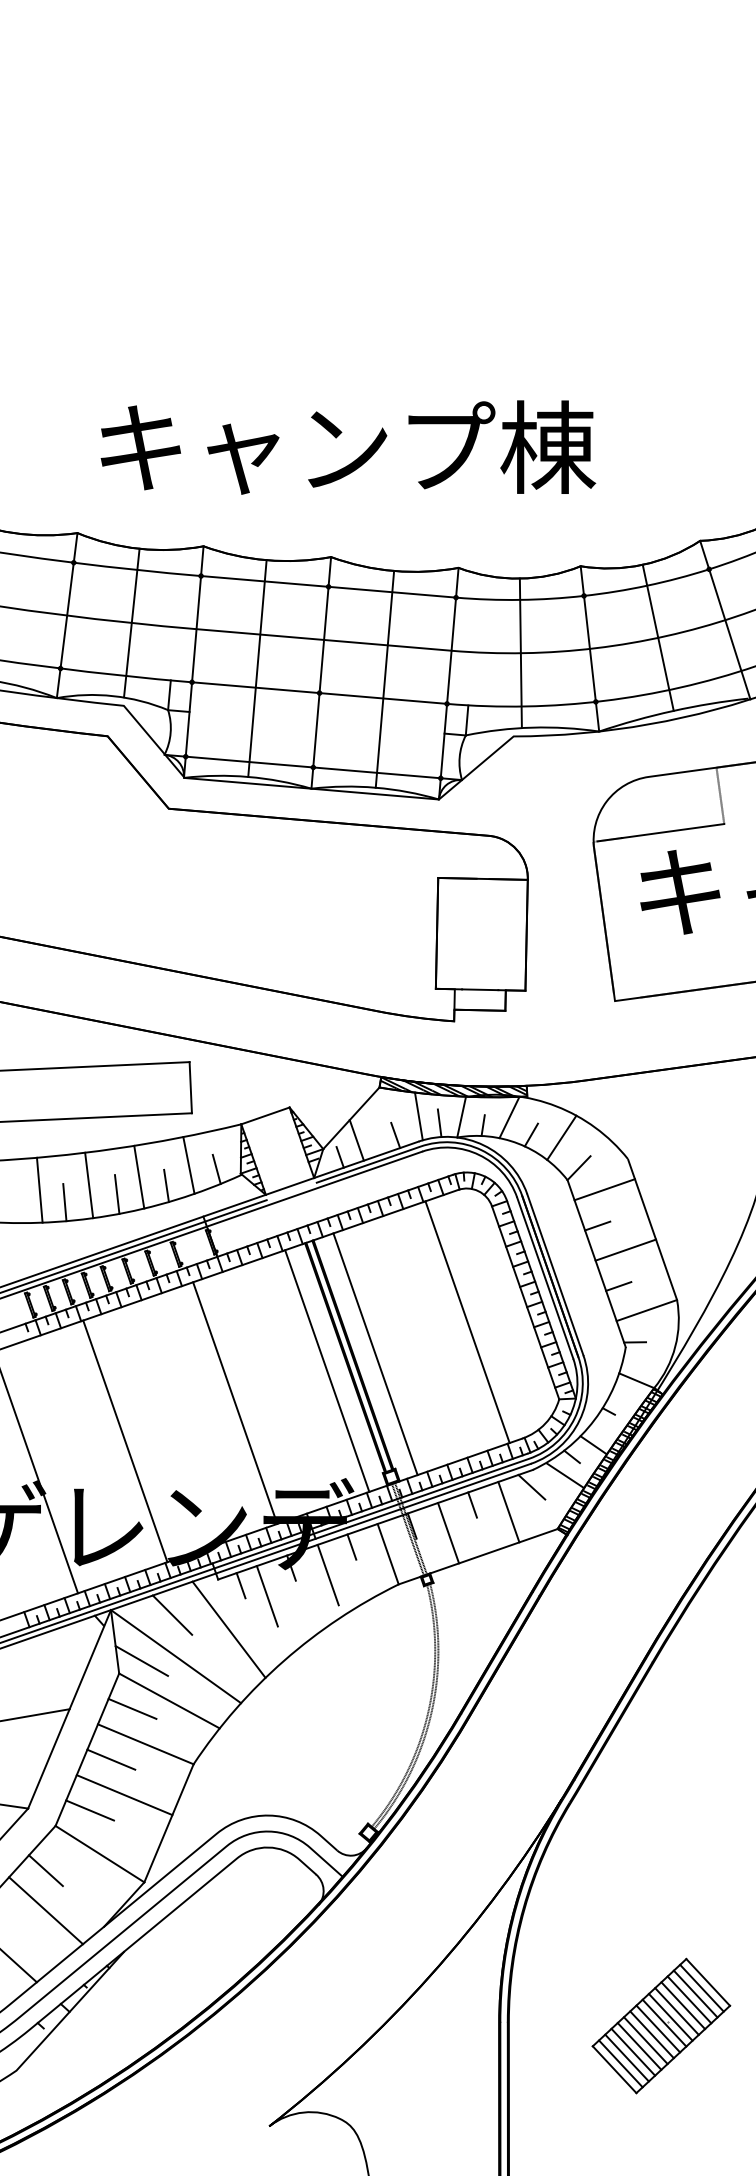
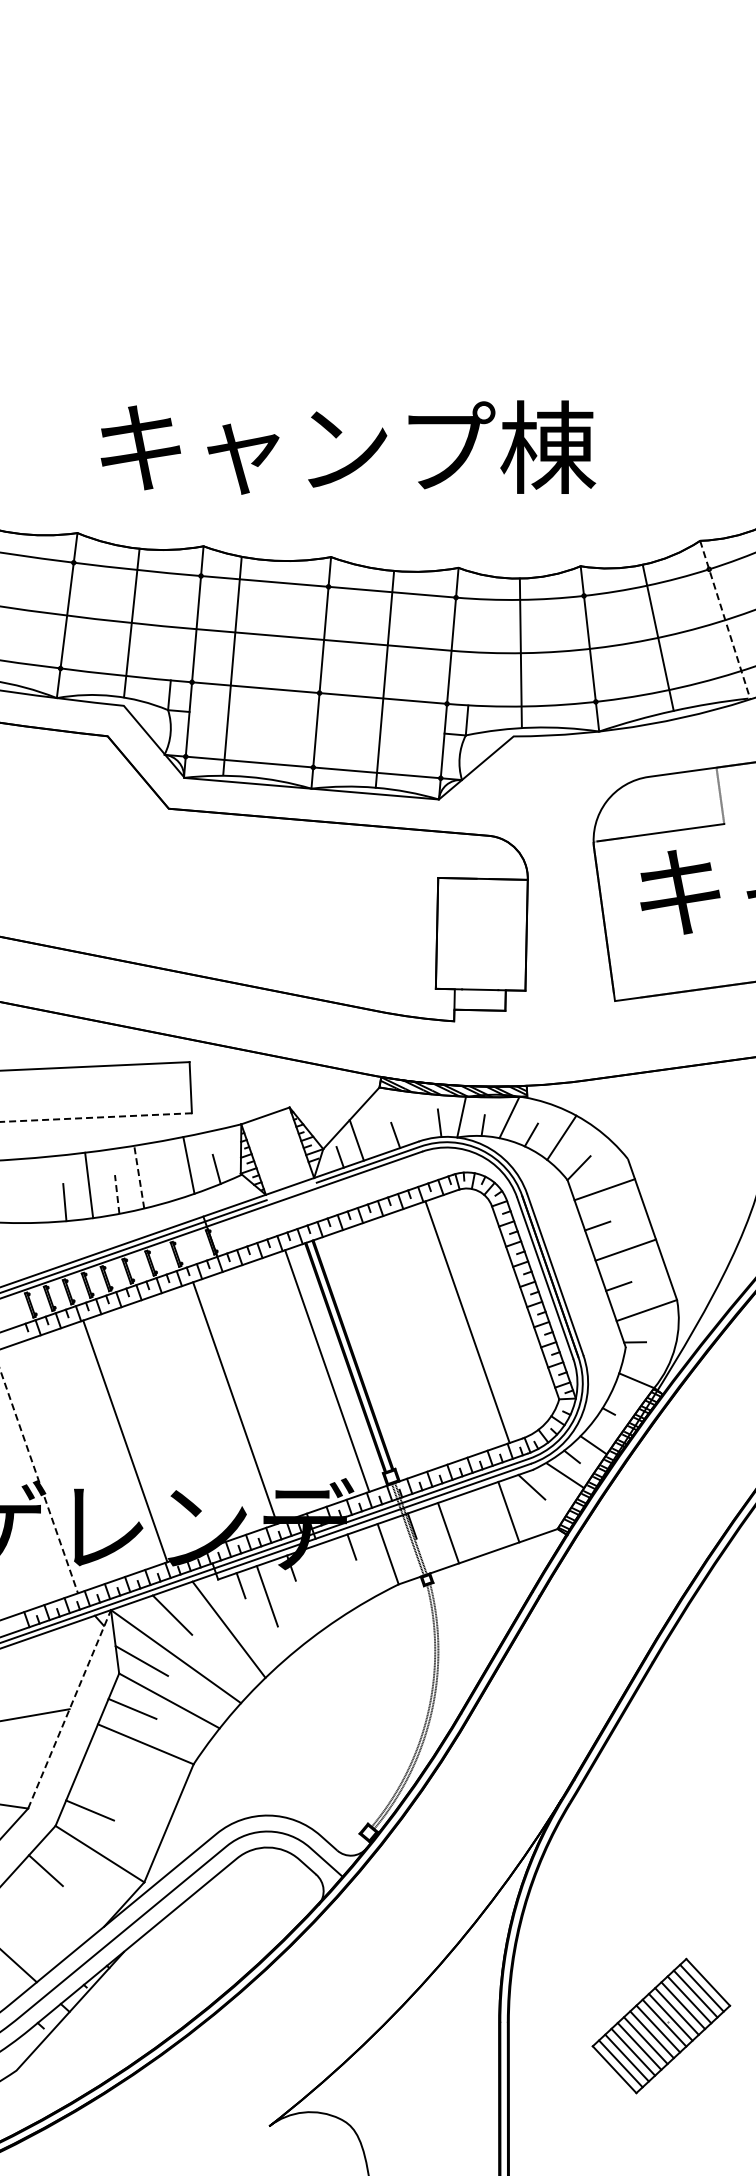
line: solid -> dashed (725, 620)
line position: (257, 668) -> (232, 666) (232, 666)
line: present -> none (418, 1116)
line: solid -> dashed (96, 1117)
line: solid -> dashed (139, 1177)
line: present -> none (166, 1185)
line: present -> none (39, 1189)
line: solid -> dashed (117, 1194)
line: present -> none (375, 1354)
line: solid -> dashed (39, 1481)
line: present -> none (472, 1504)
line: present -> none (327, 1574)
line: solid -> dashed (69, 1709)
line: present -> none (111, 1759)
line: present -> none (124, 1795)
line: present -> none (46, 1910)
